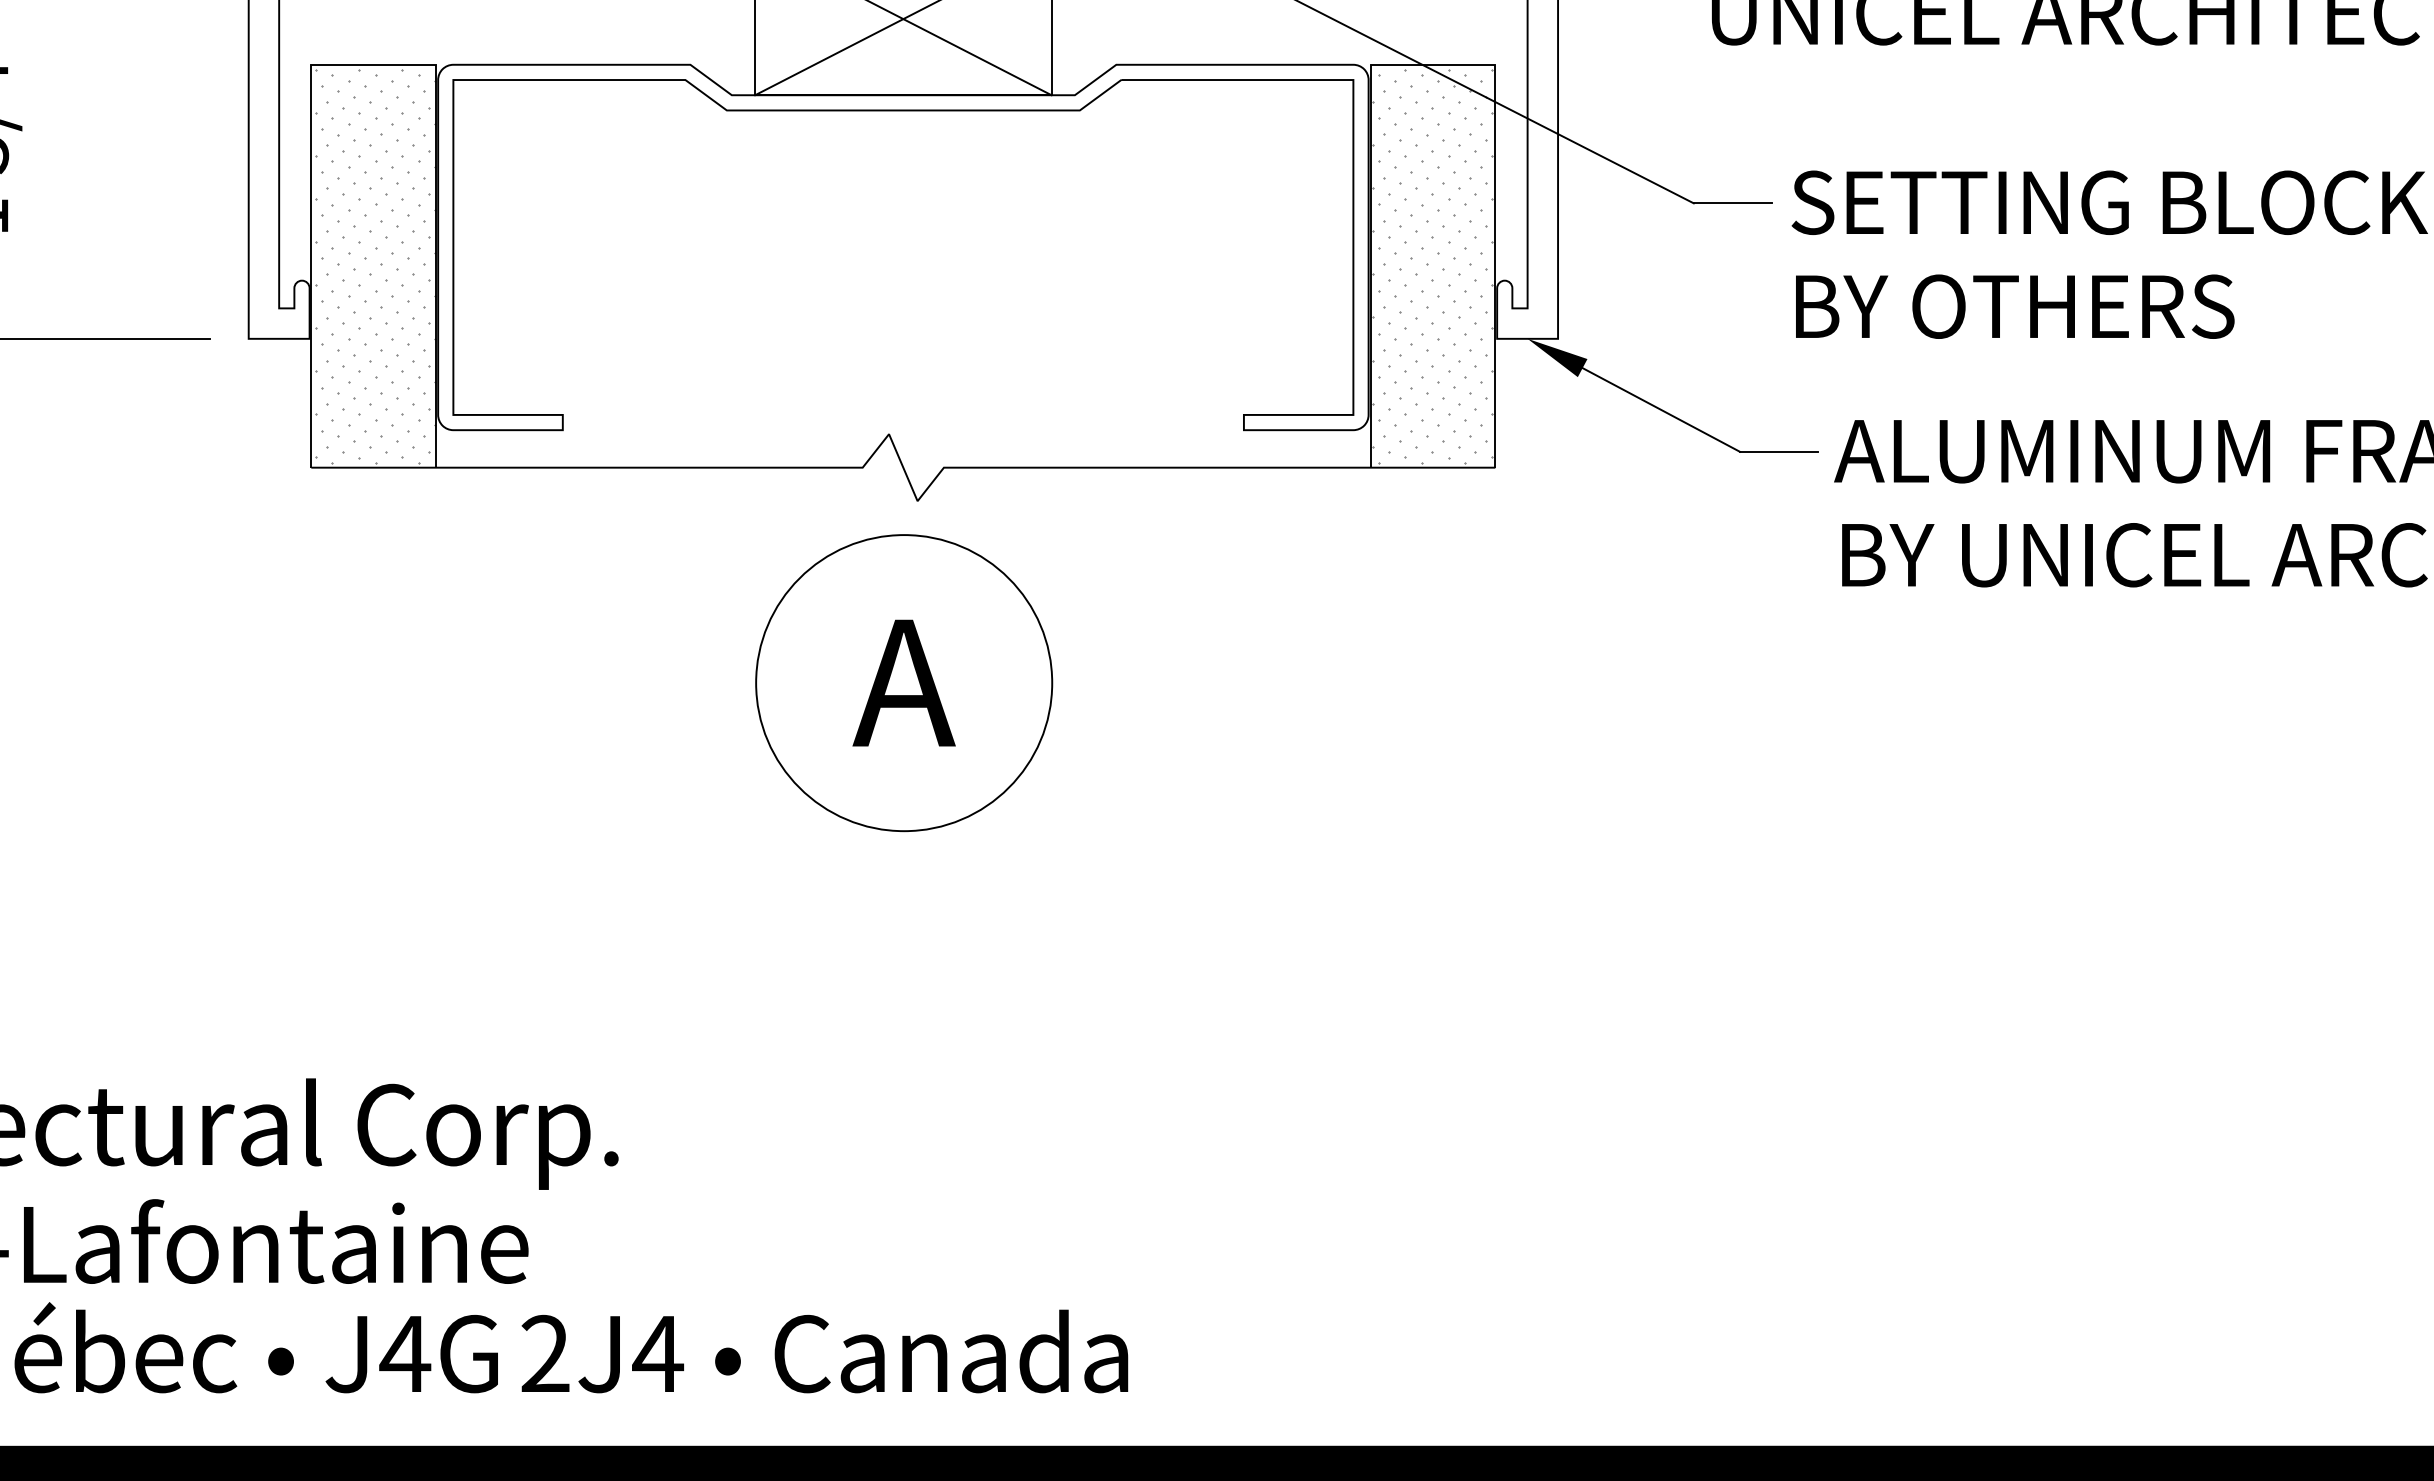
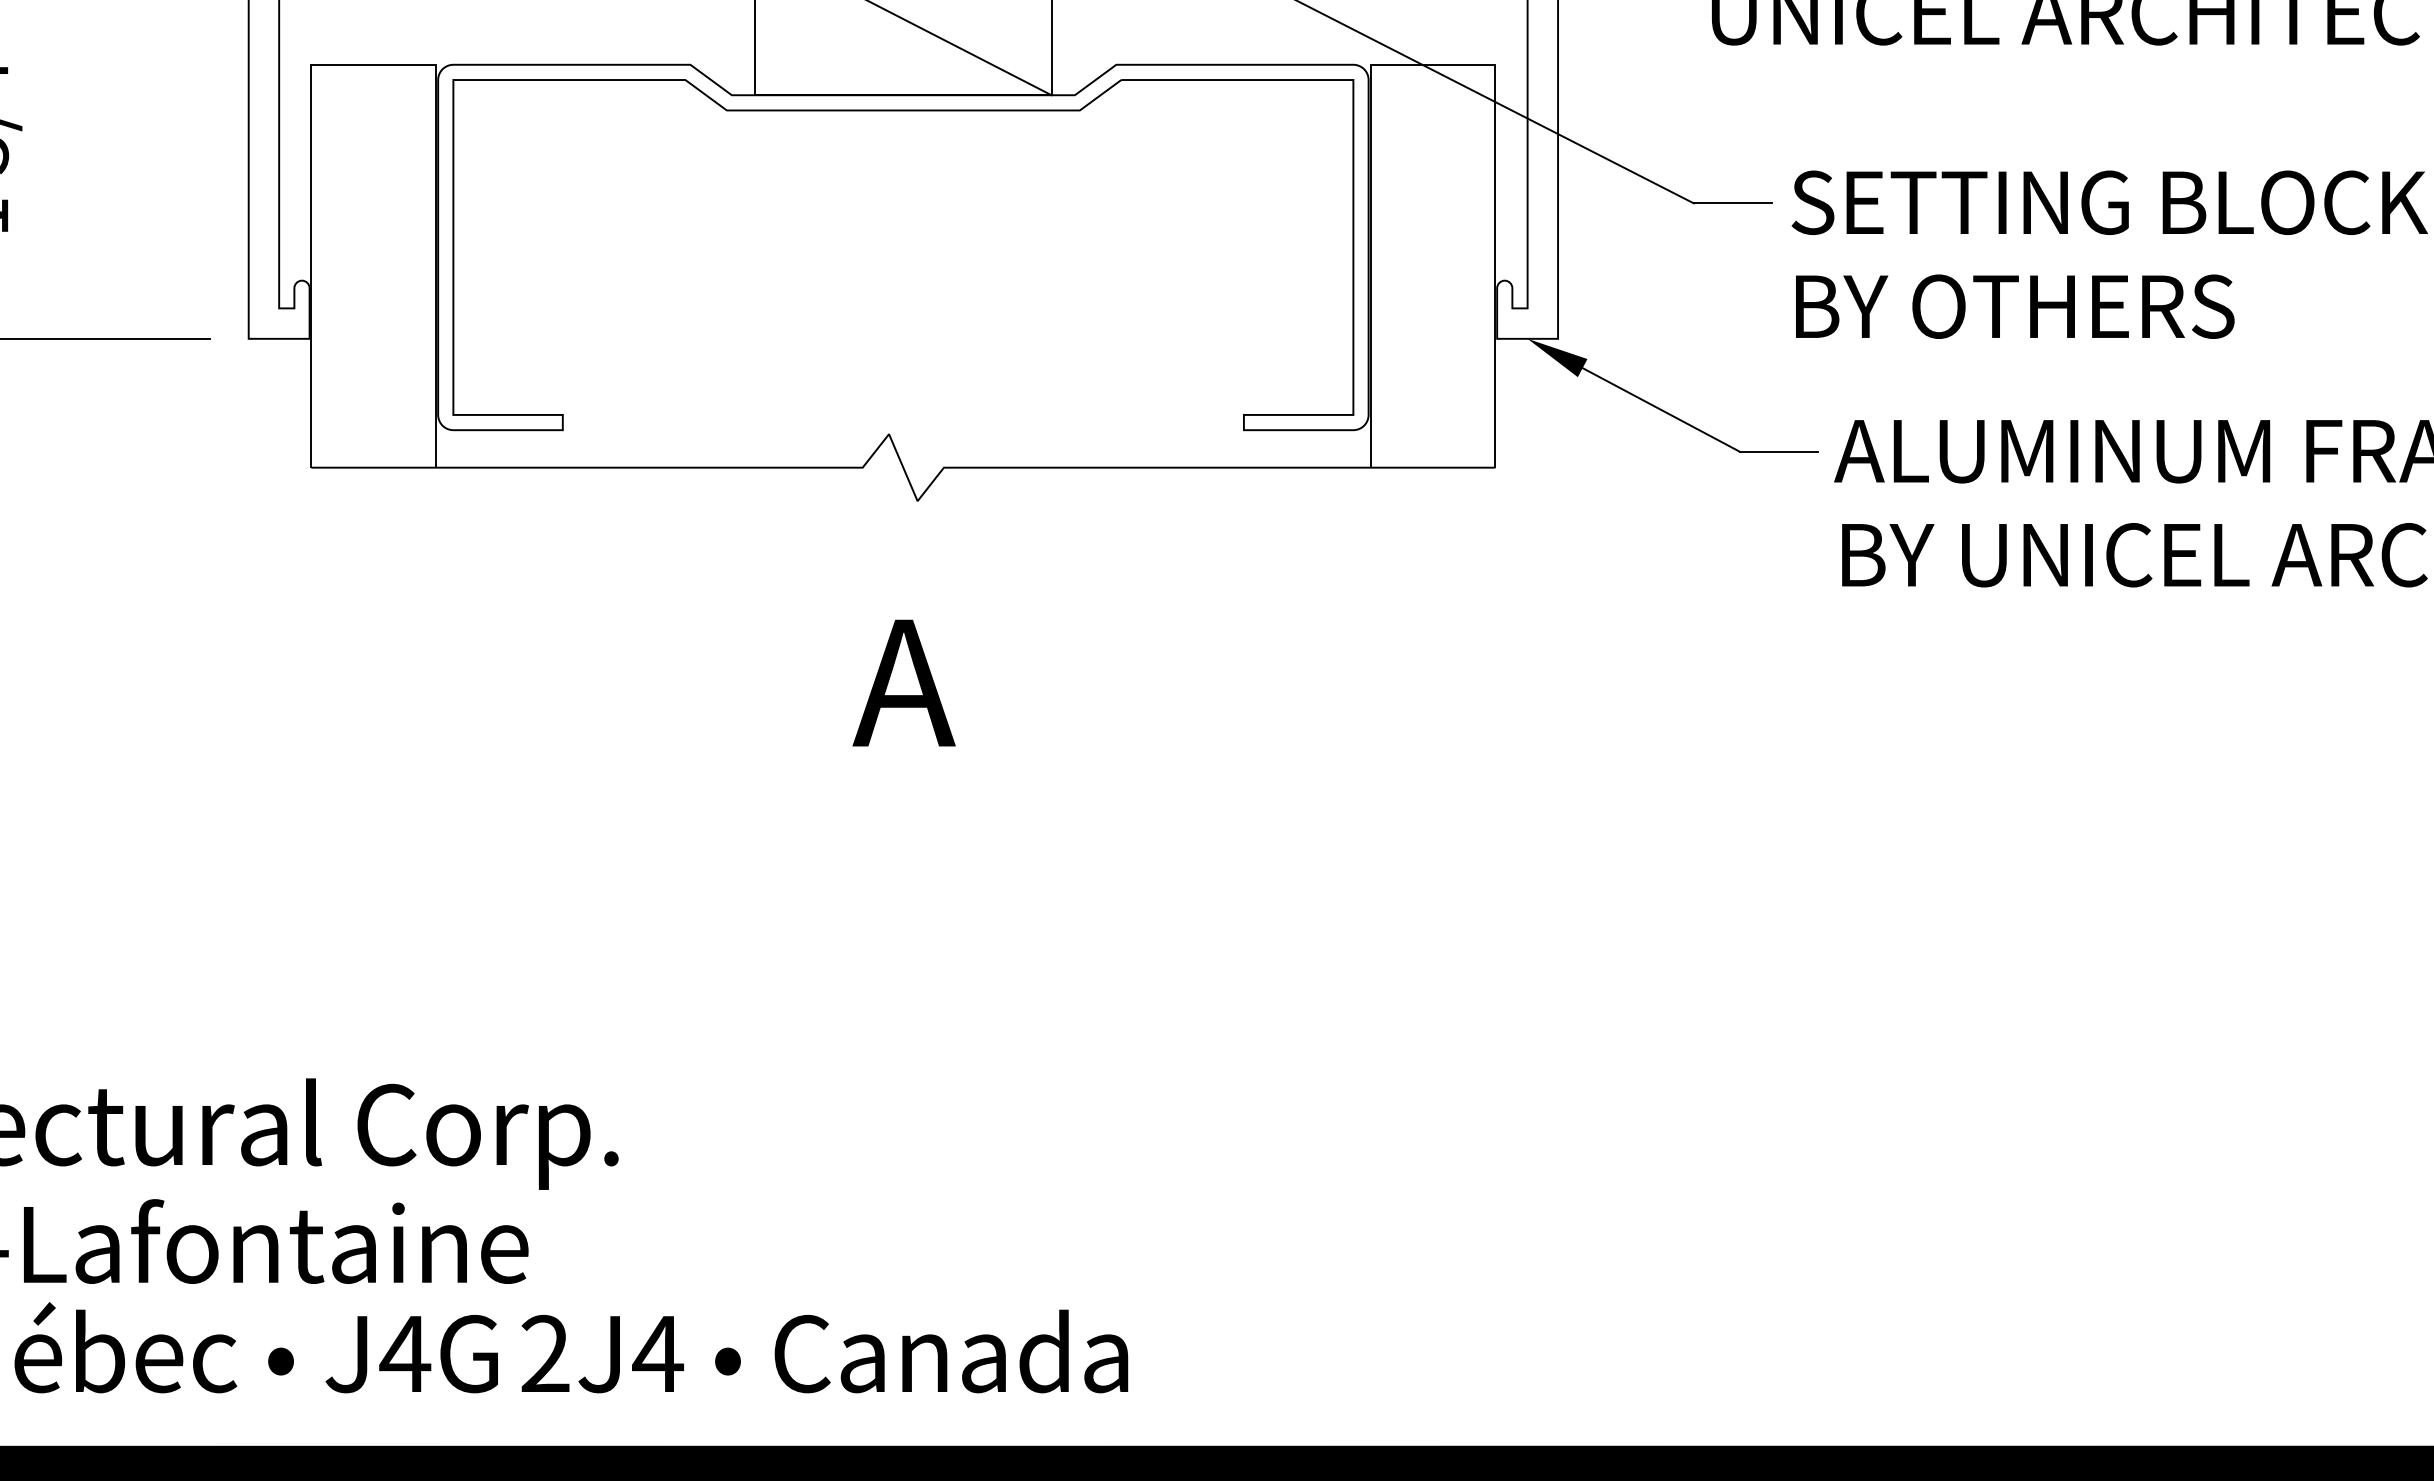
line: present -> none (845, 48)
hatch: present -> none (375, 265)
hatch: present -> none (1432, 265)
circle: present -> none (904, 683)
